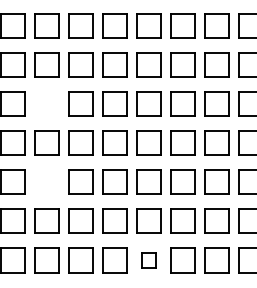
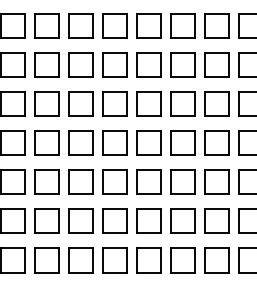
part: none -> present (46, 103)
part: none -> present (46, 181)
part size: 16x17 px -> 26x27 px (148, 260)
